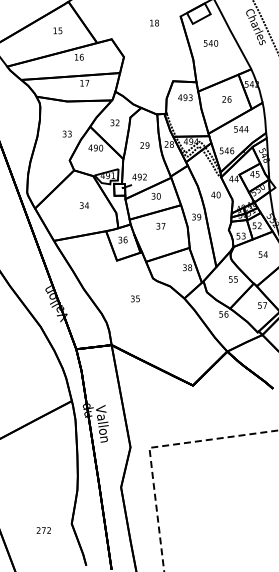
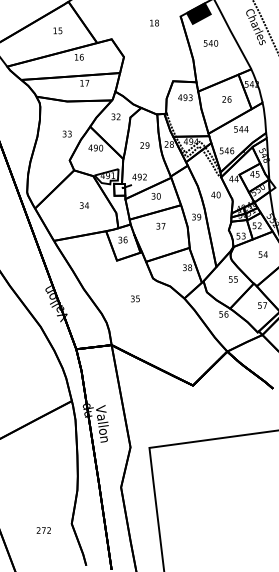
fill: none -> present (198, 13)
text position: (114, 122) -> (115, 116) (115, 116)
line: dashed -> solid (151, 447)
